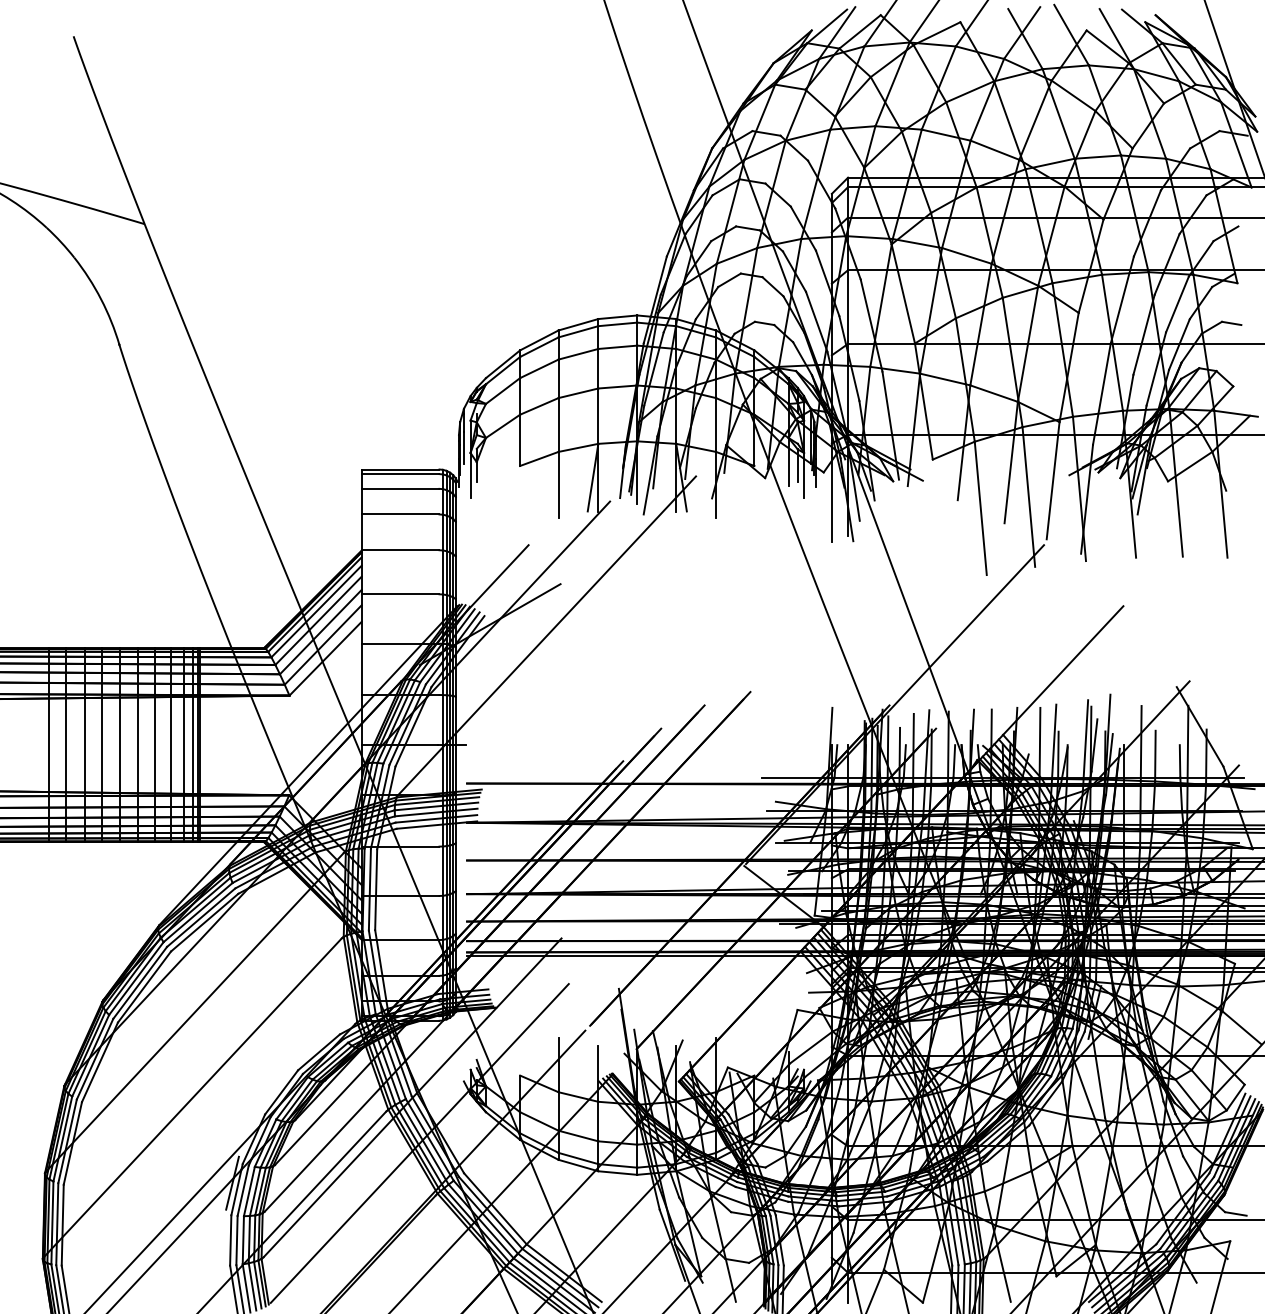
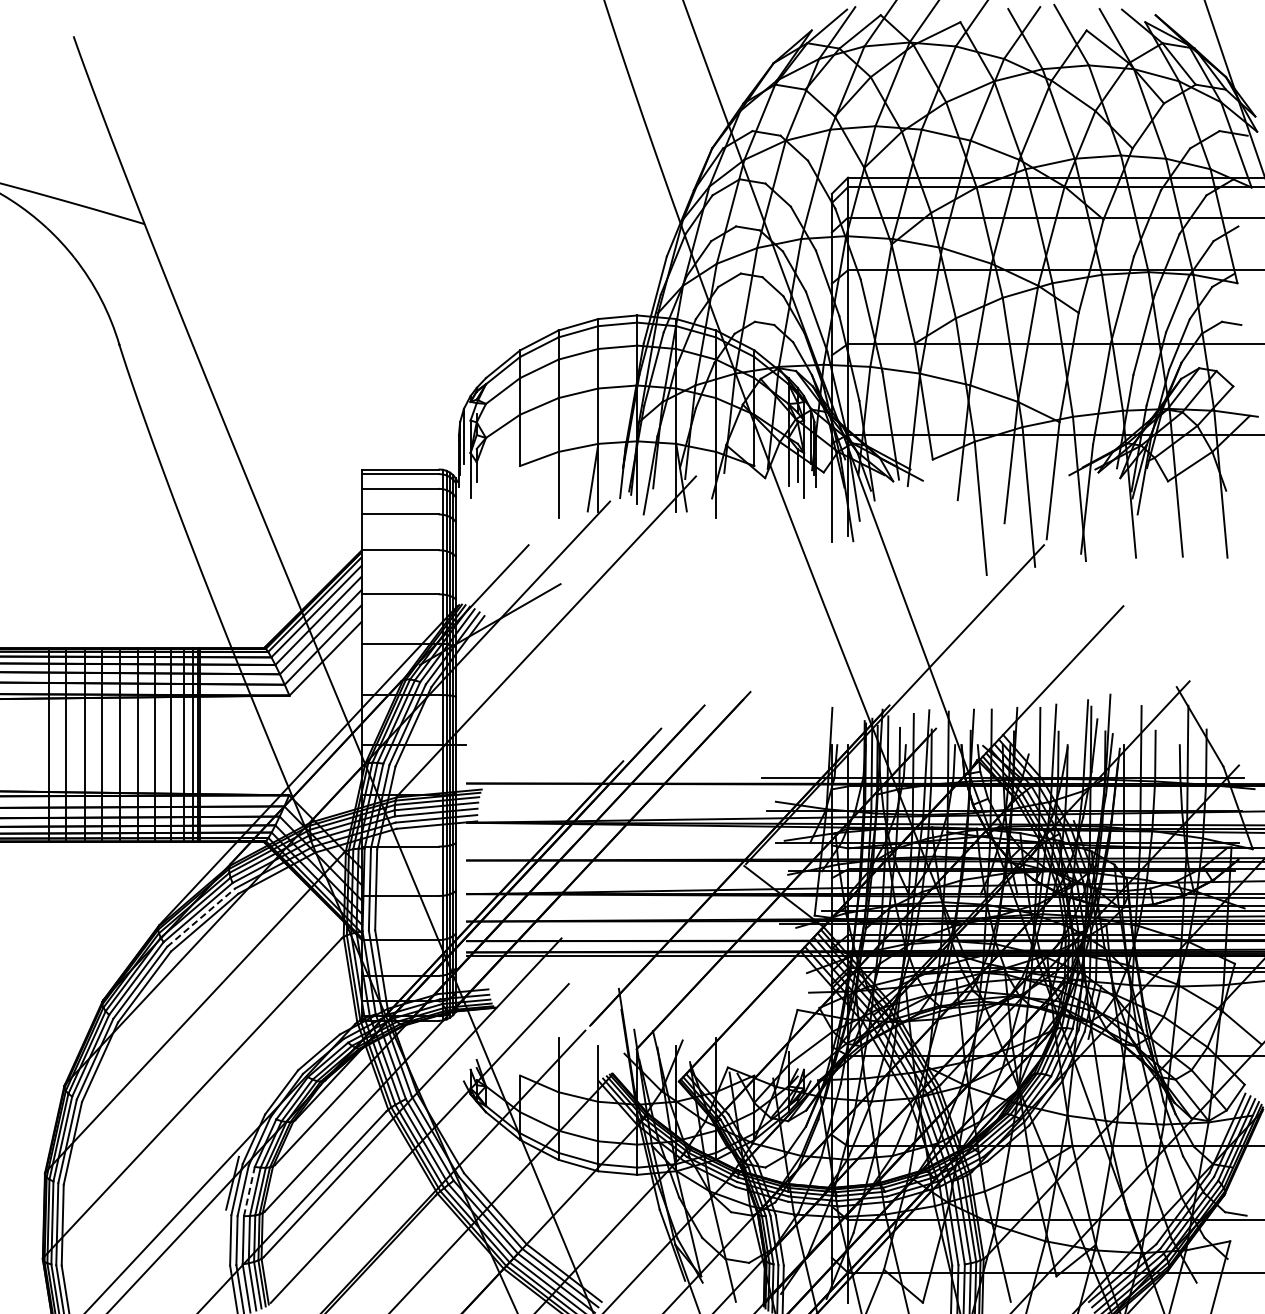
line: solid -> dashed (201, 917)
line: solid -> dashed (249, 1191)
